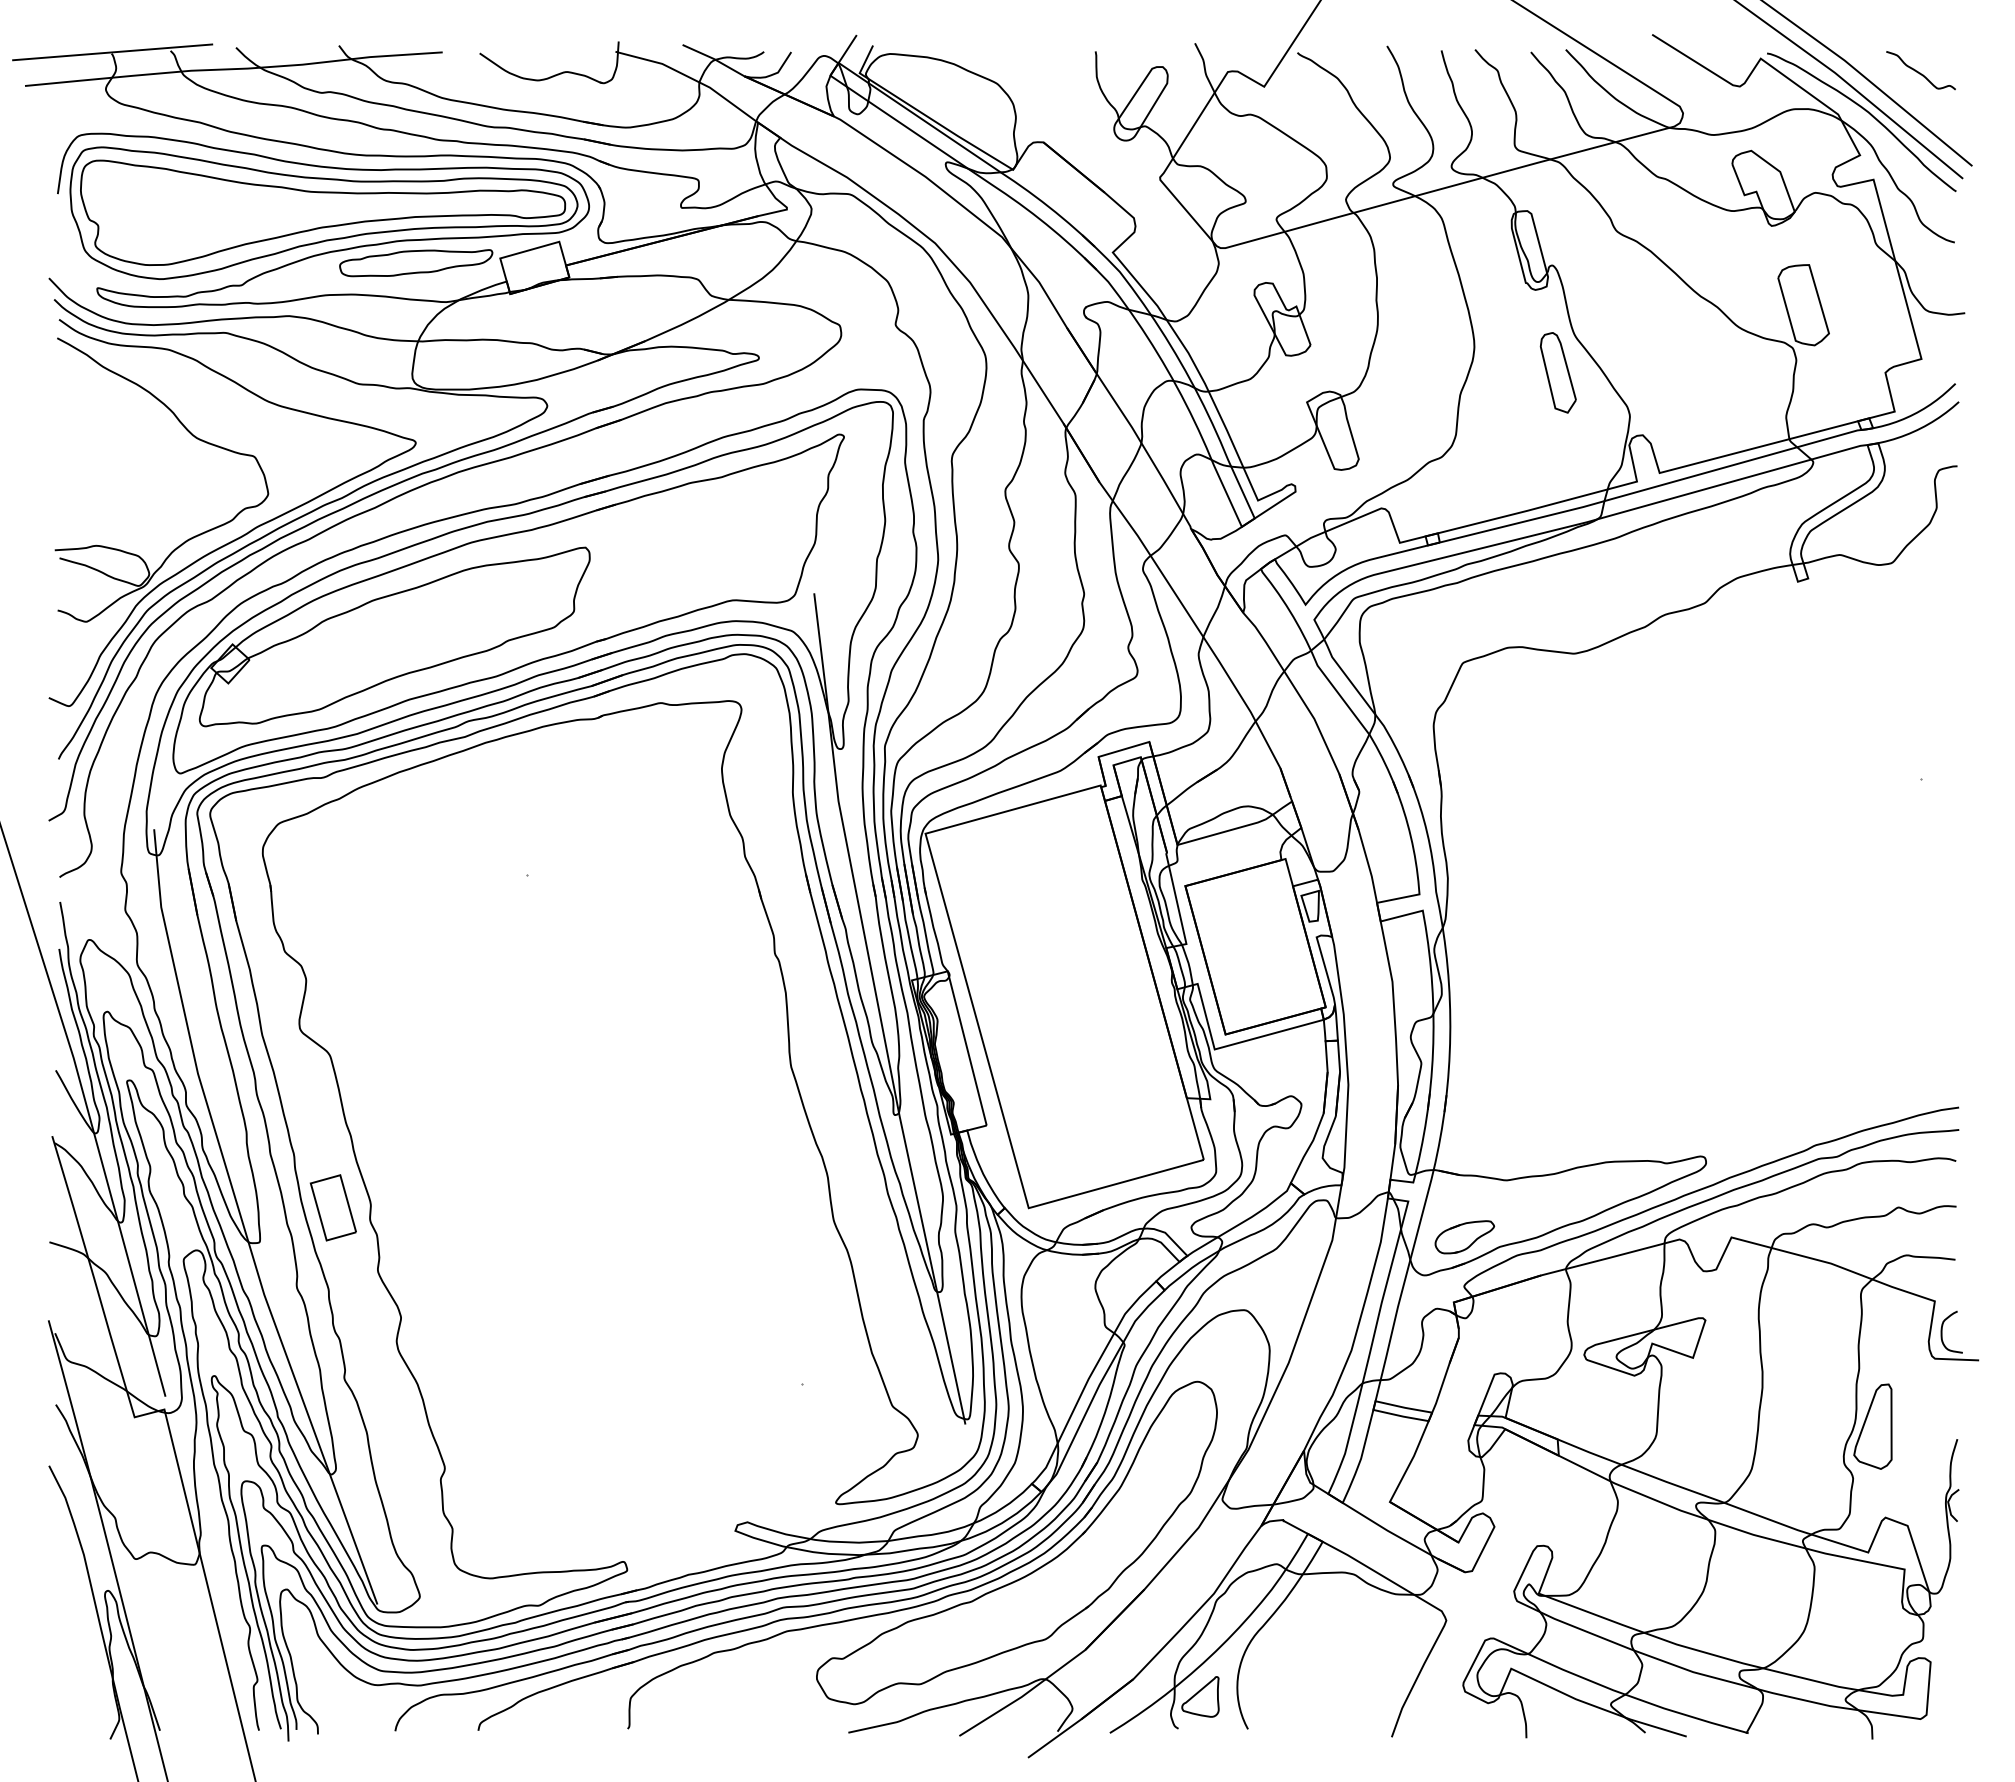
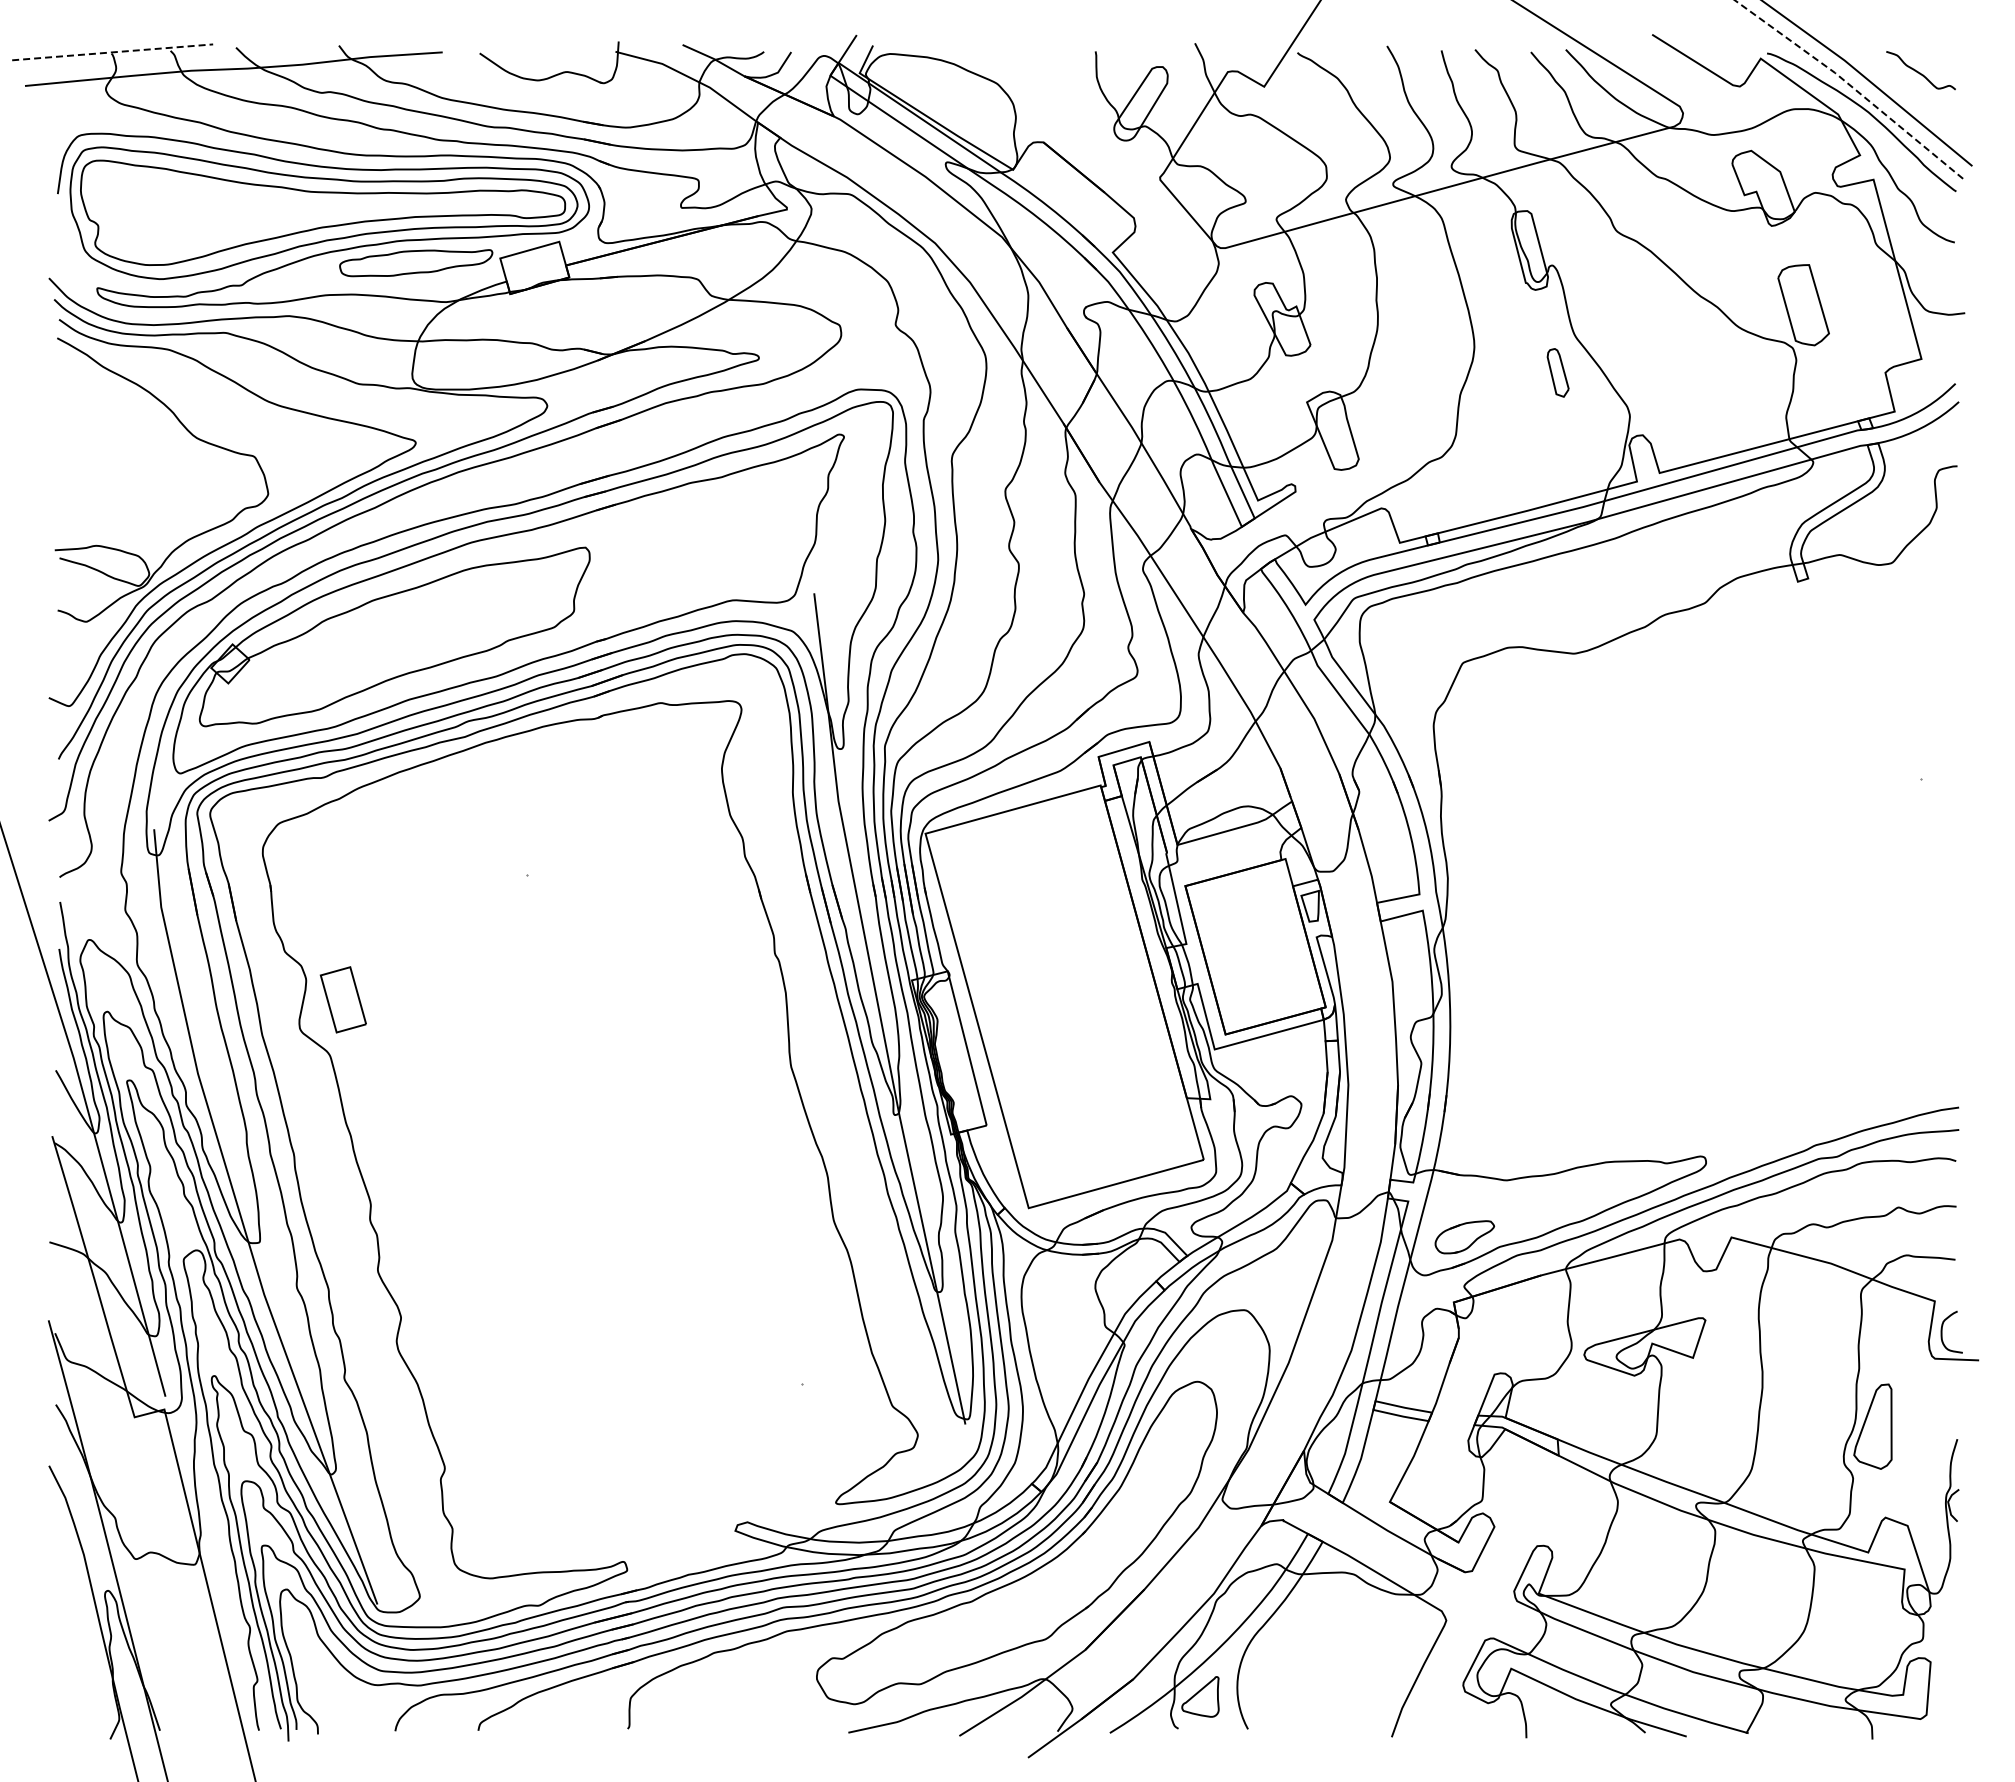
line: solid -> dashed (112, 52)
line: solid -> dashed (1851, 86)
part size: 38x82 px -> 24x50 px (1557, 372)
part position: (332, 1207) -> (342, 999) (342, 999)
